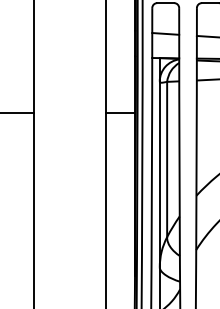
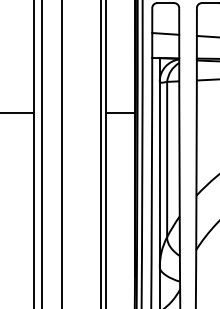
line: none -> present (41, 153)
line: none -> present (61, 153)
line: none -> present (101, 153)
